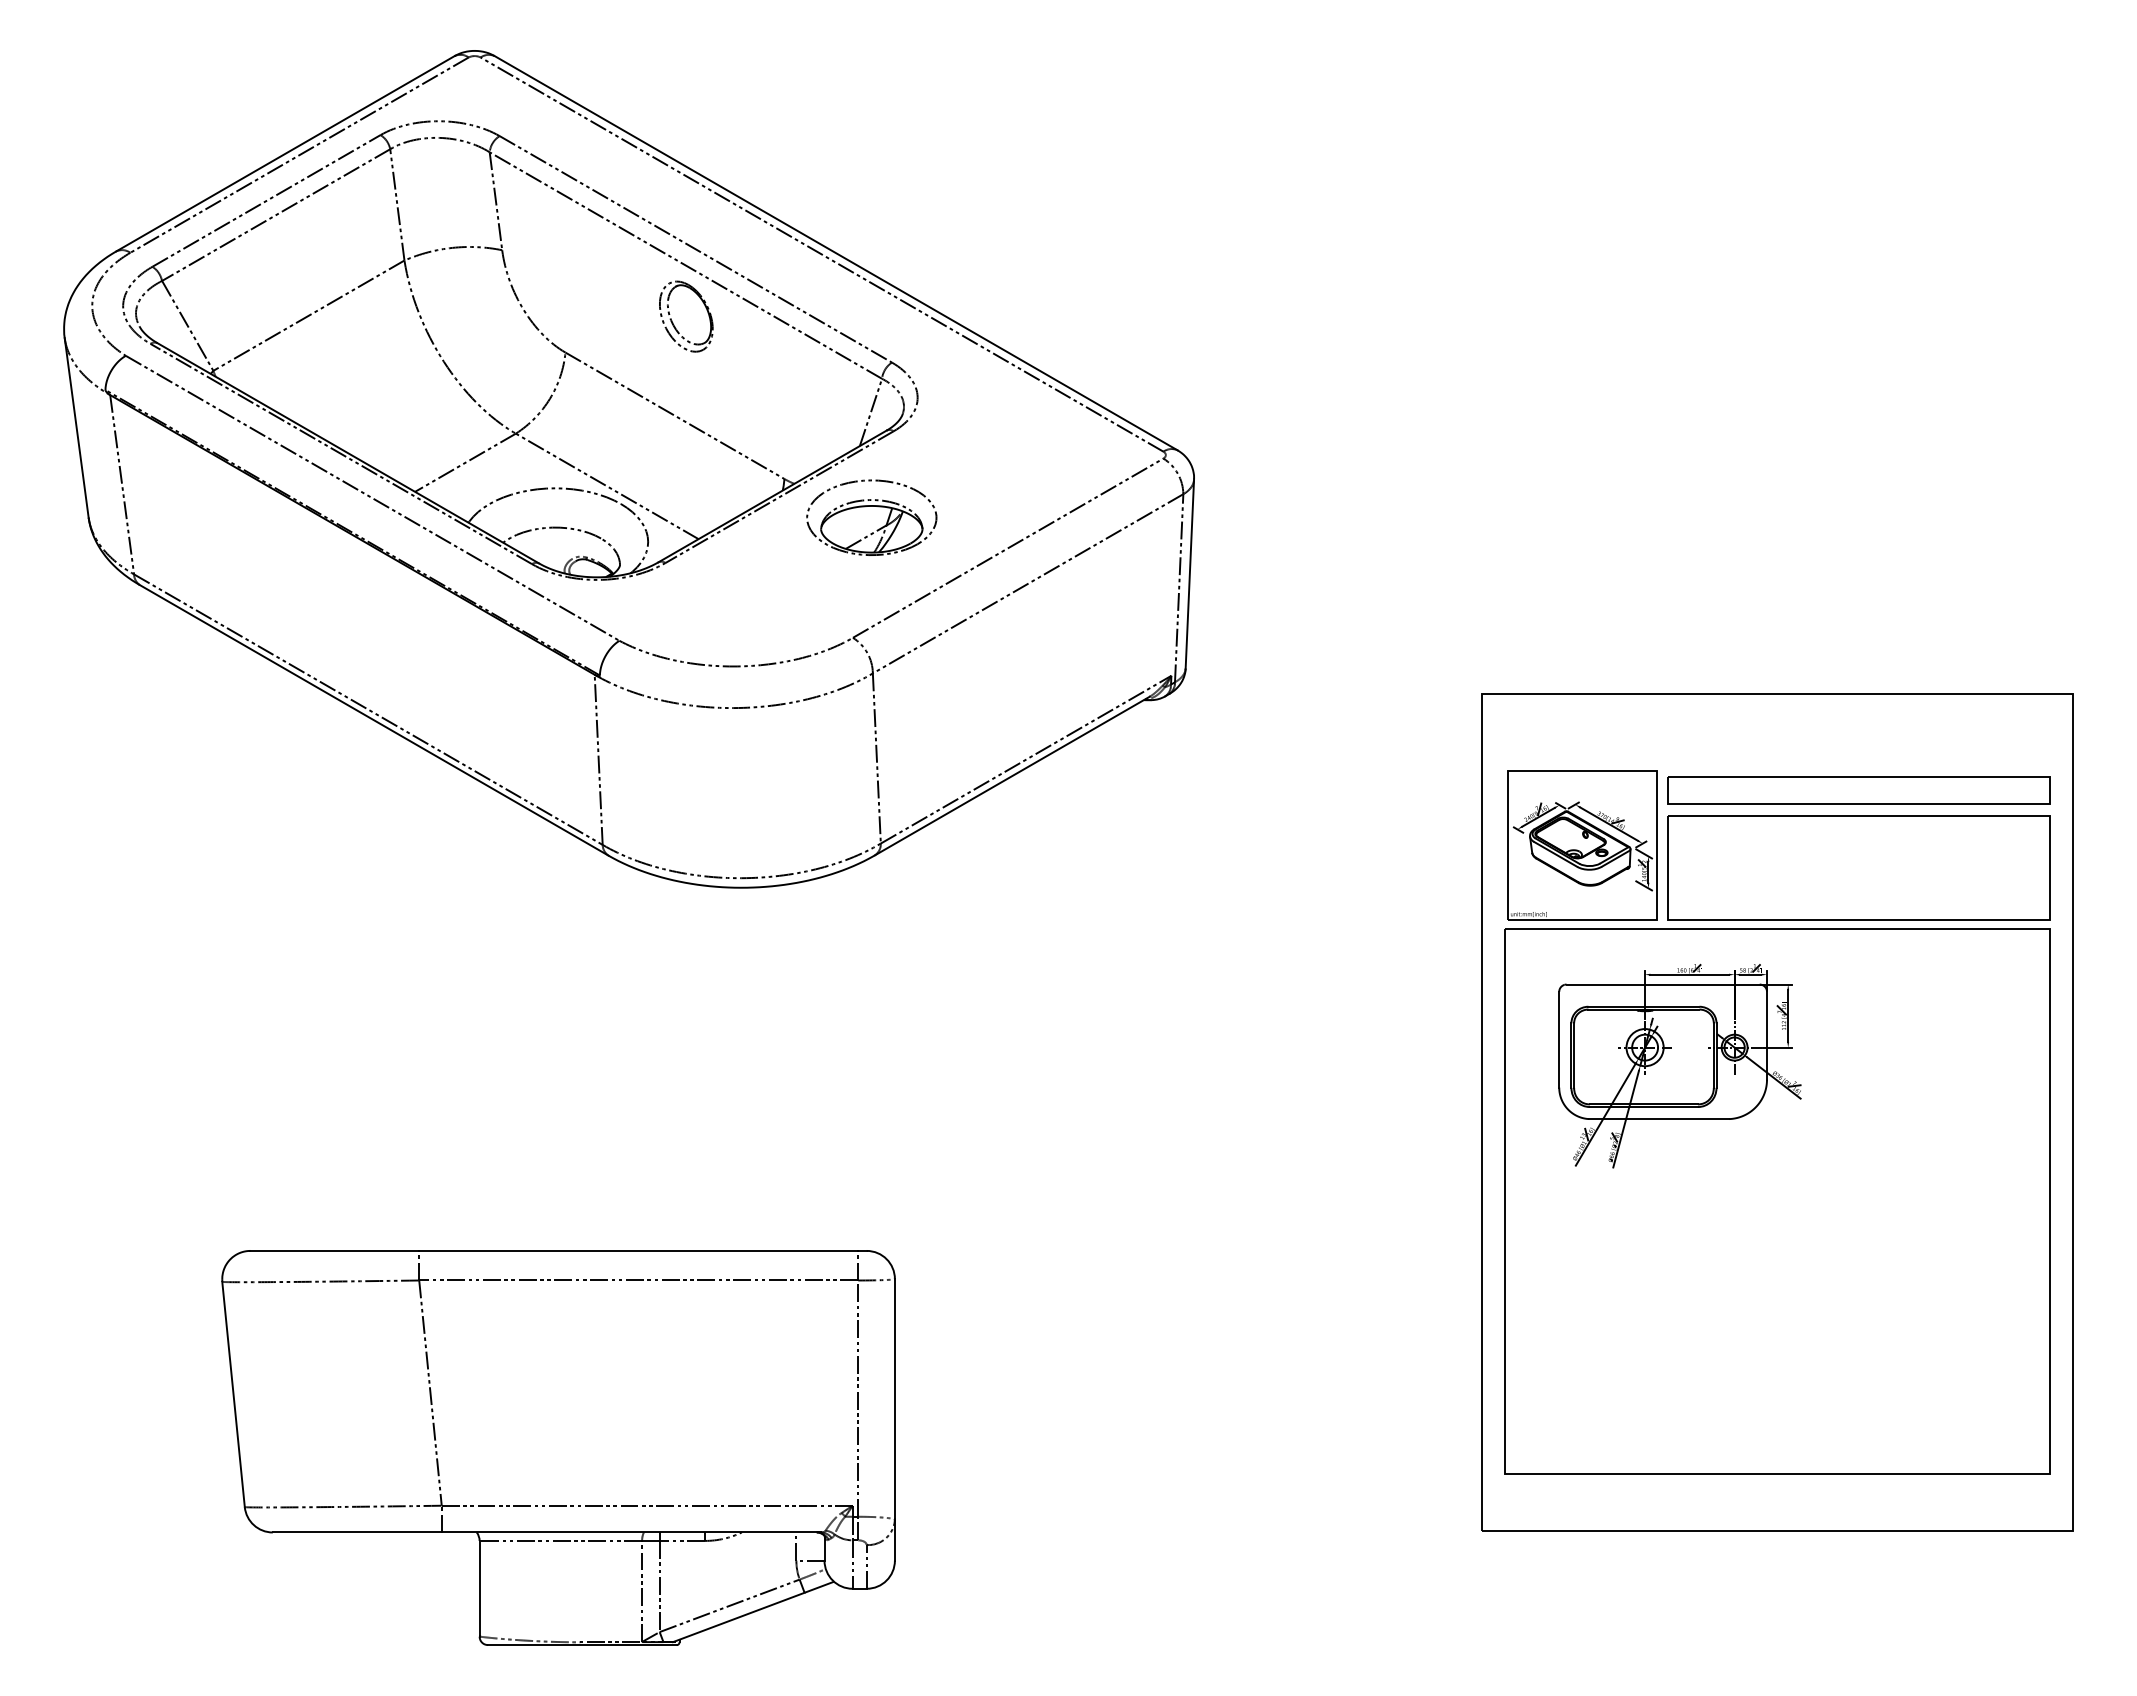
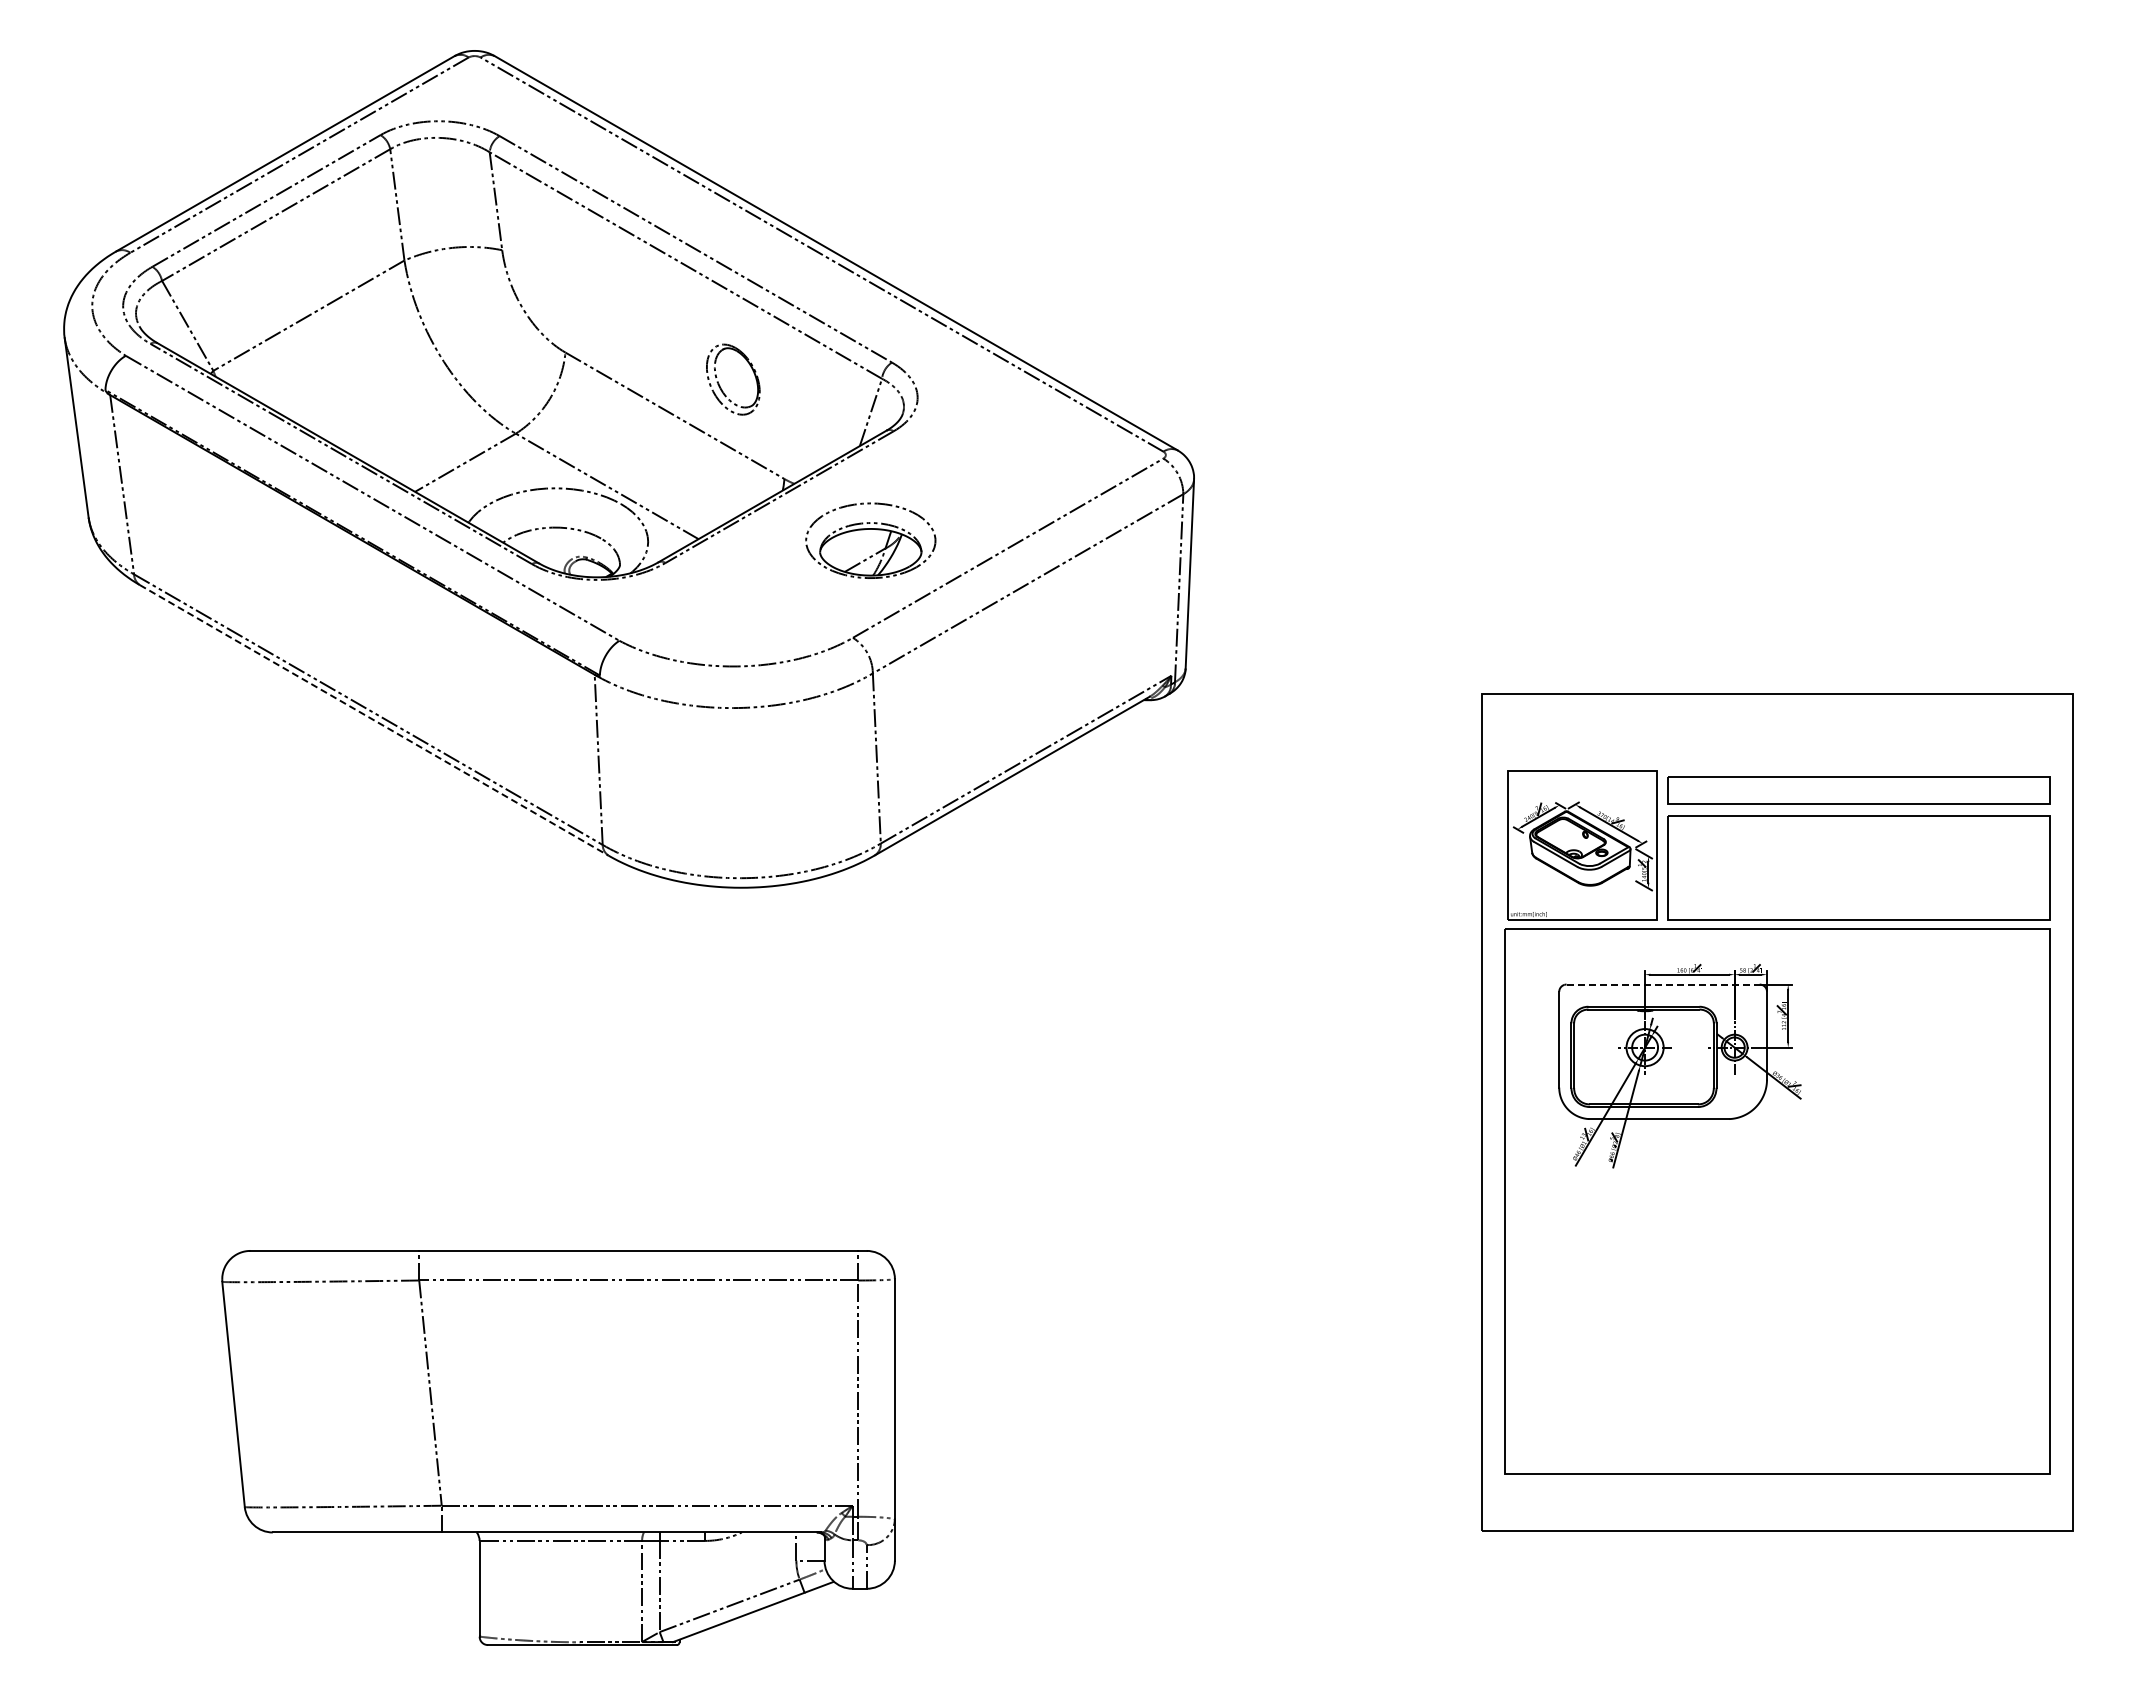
part position: (673, 322) -> (720, 385) (720, 385)
part position: (871, 517) -> (870, 540) (870, 540)
line: solid -> dashed (374, 720)
line: solid -> dashed (1663, 984)
